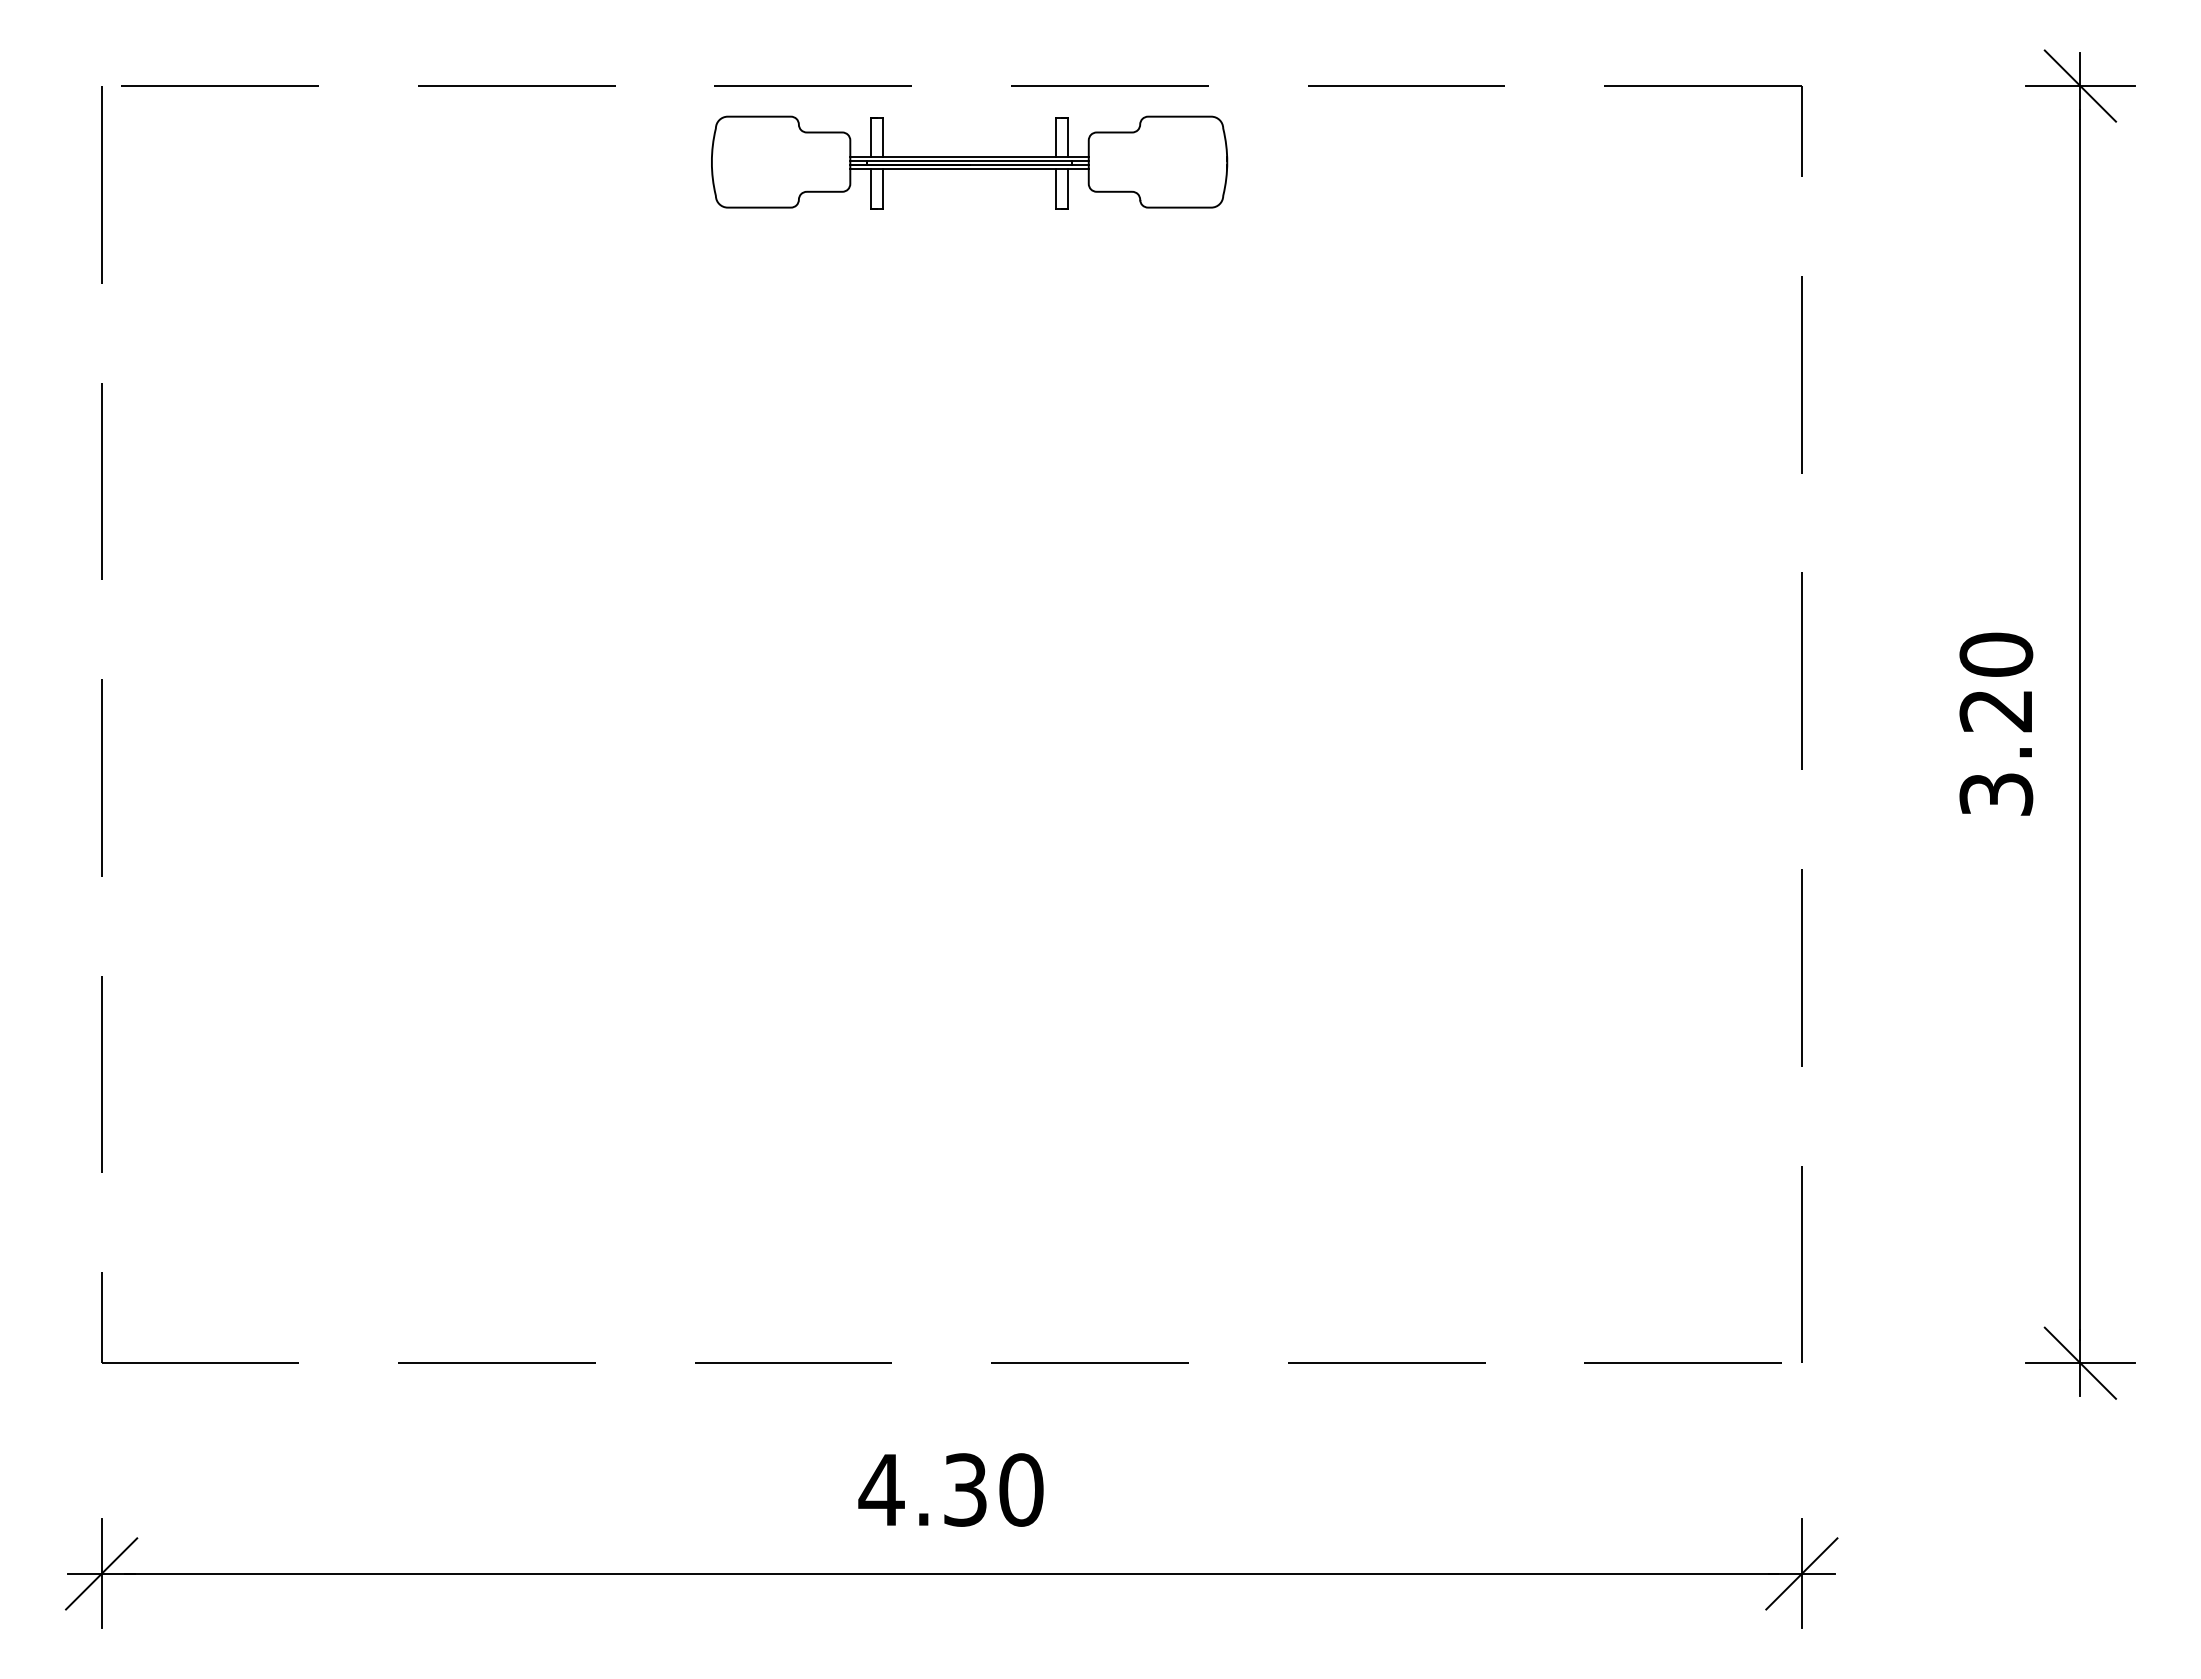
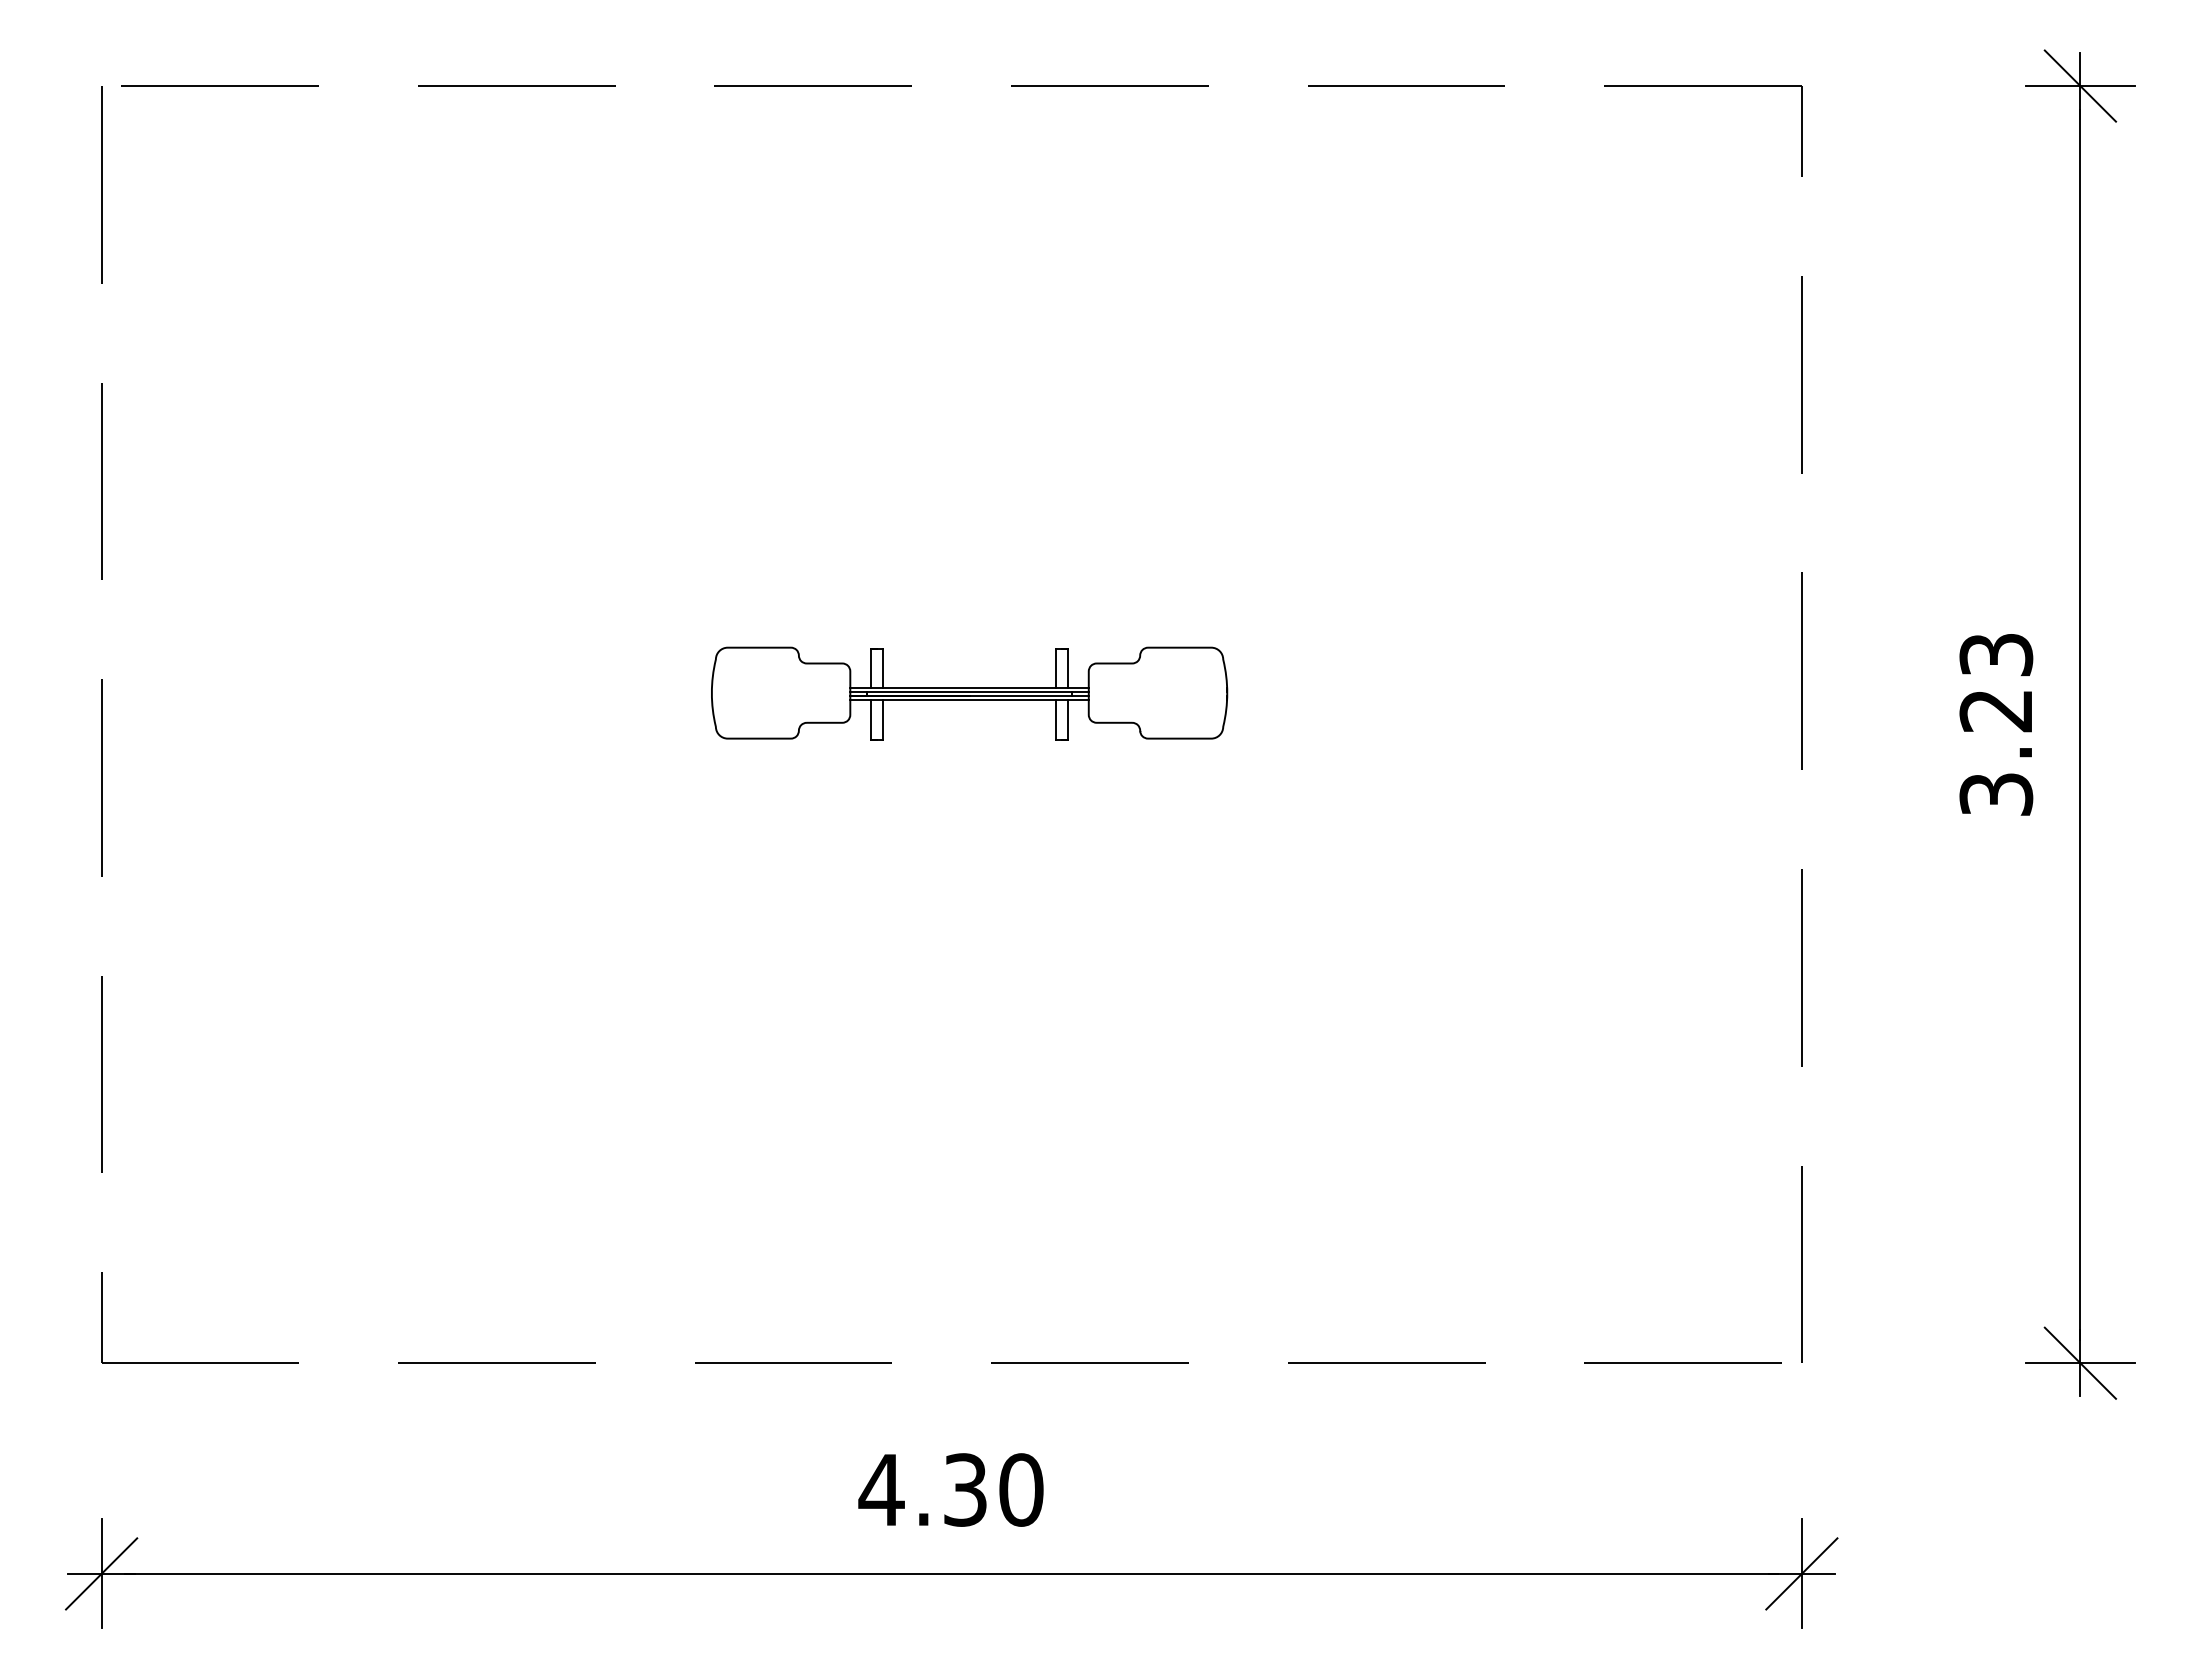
part position: (969, 162) -> (969, 693) (969, 693)
text: 3.20 -> 3.23 (1996, 654)
